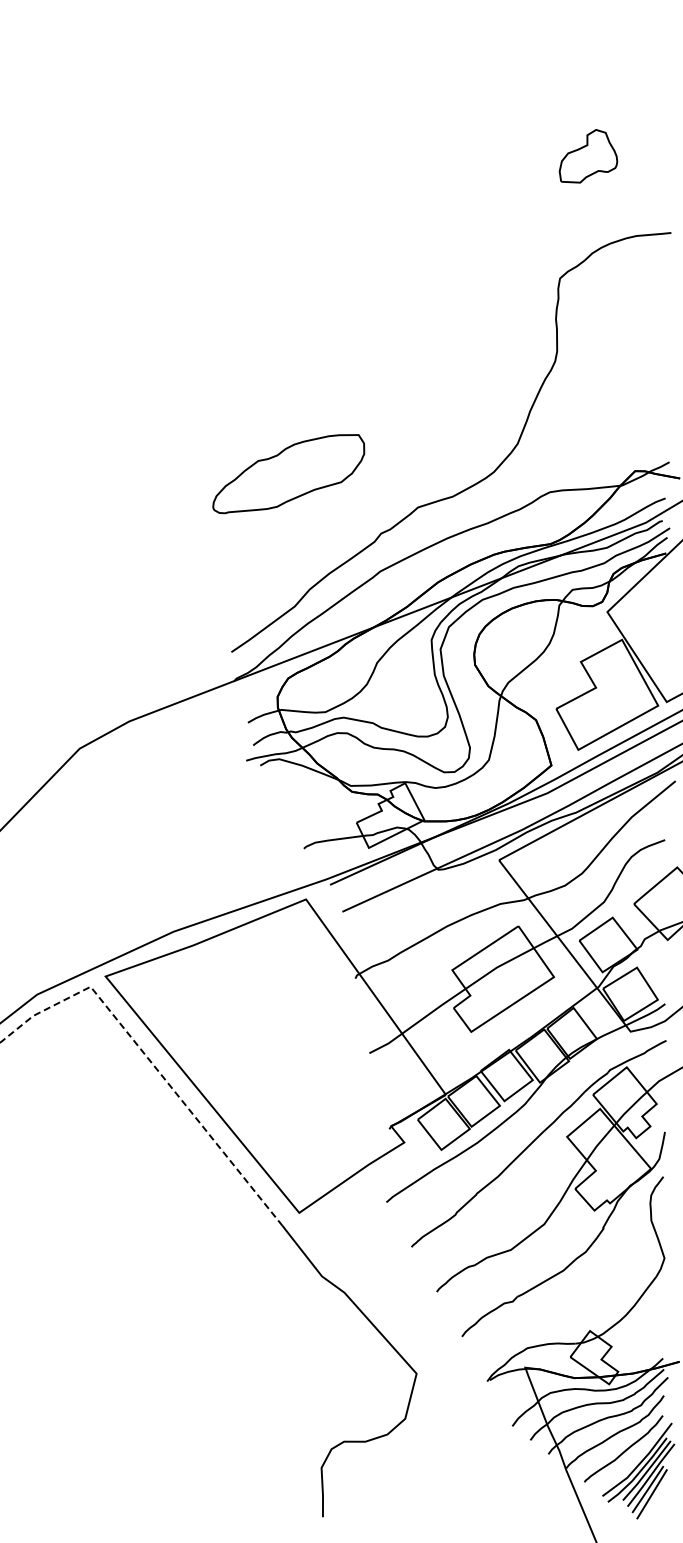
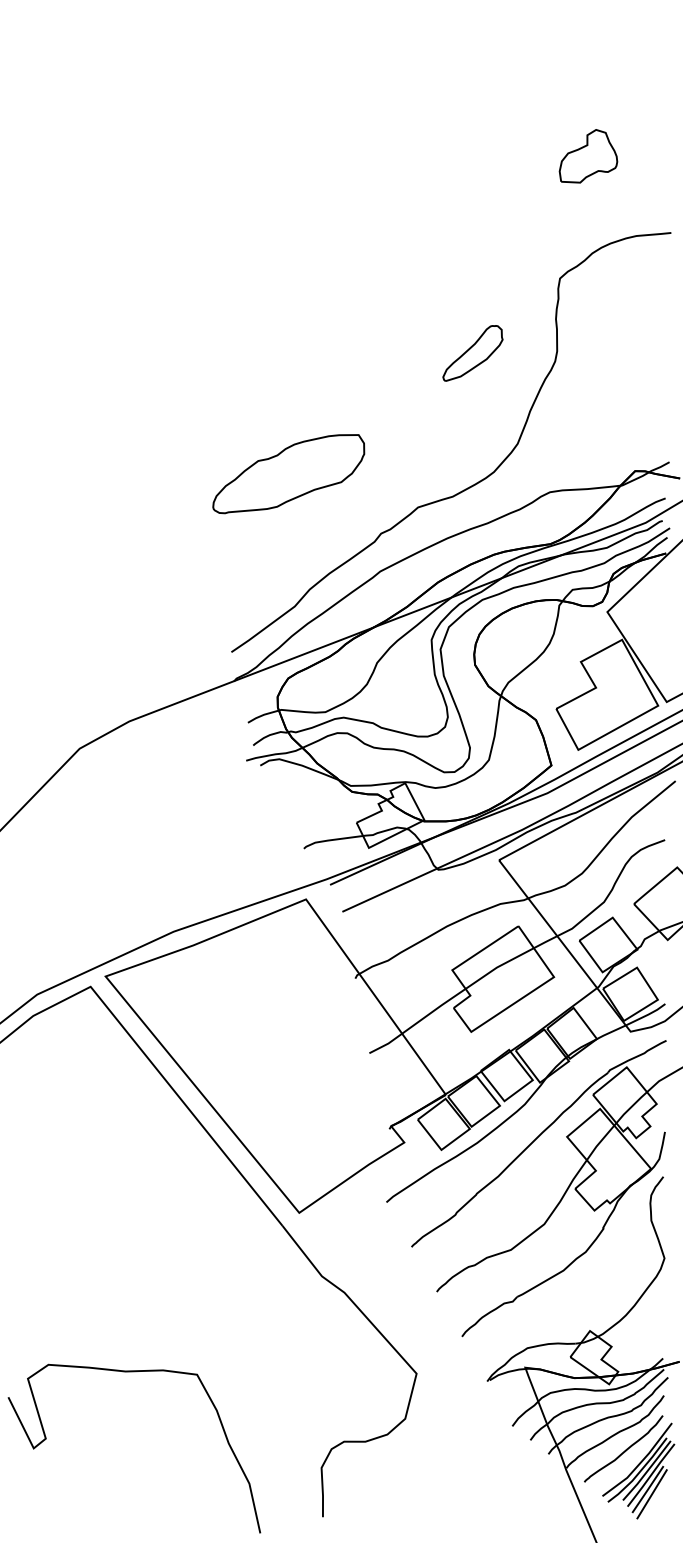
part: none -> present (472, 353)
line: dashed -> solid (152, 1063)
curve: none -> present (134, 1372)
